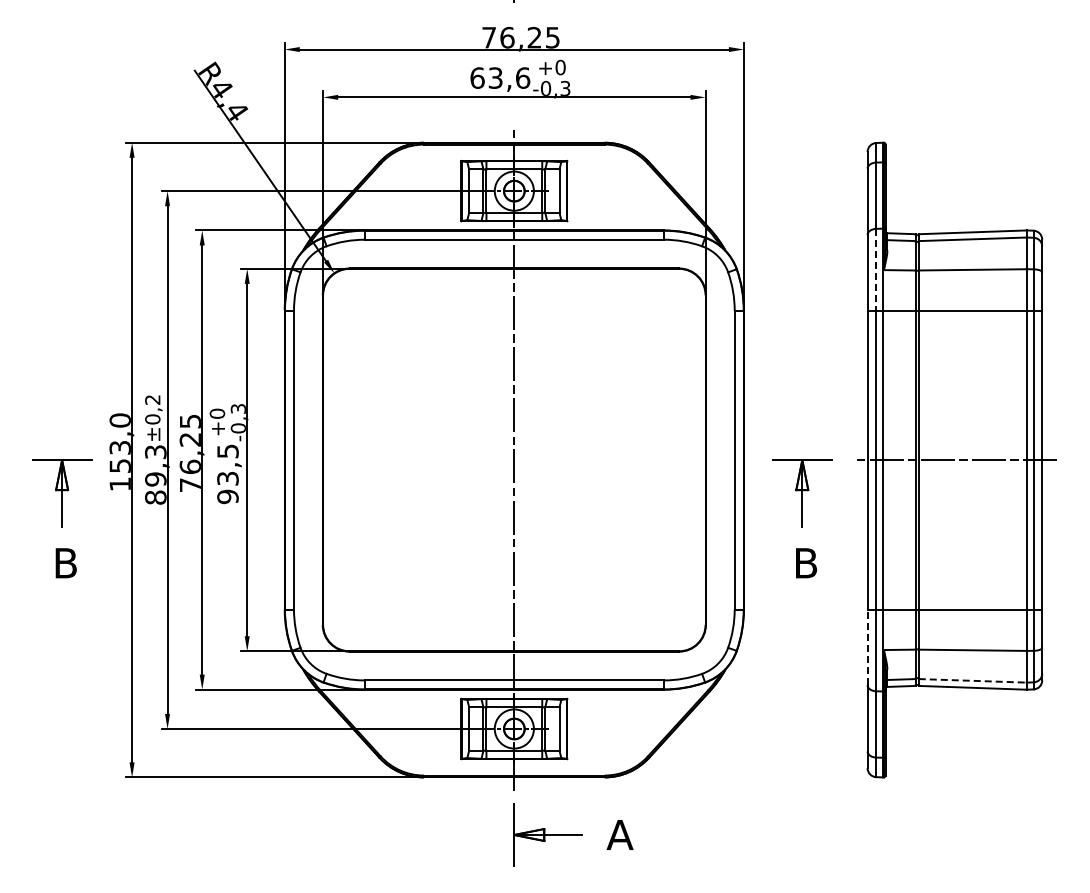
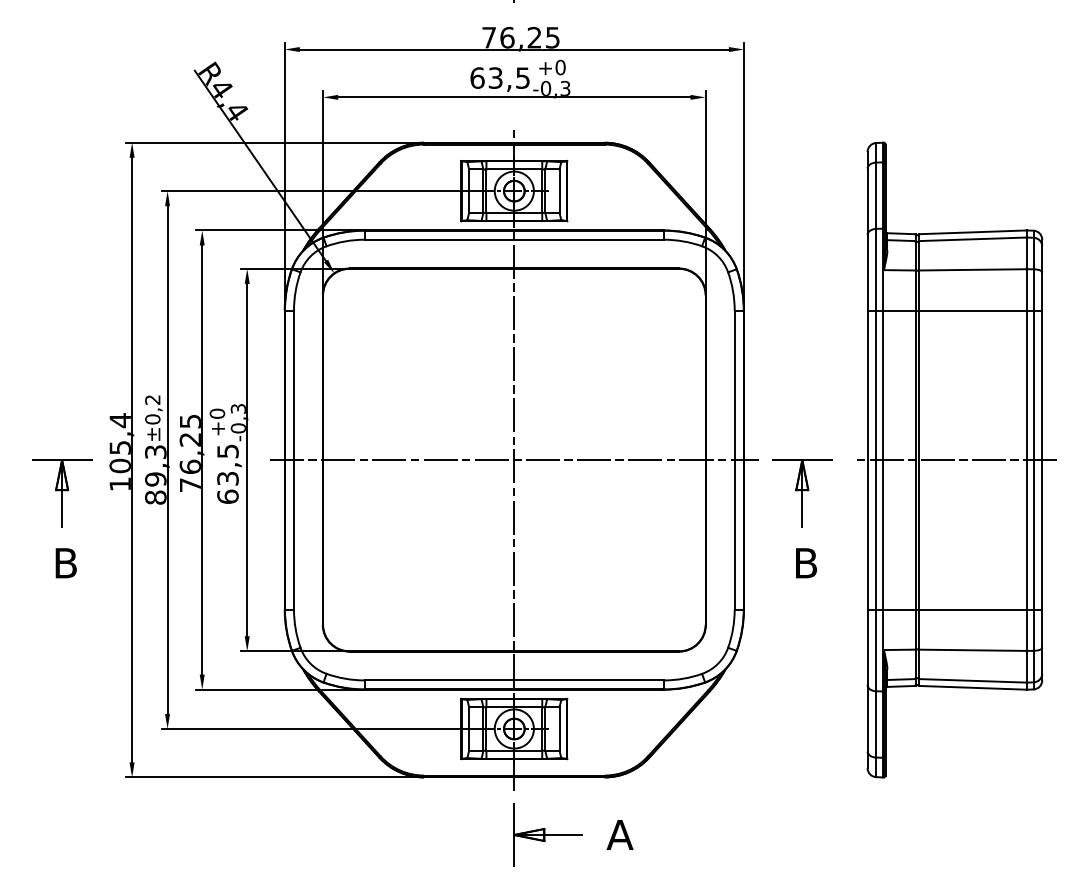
text: 63,6 -> 63,5 (523, 77)
line: dashed -> solid (876, 269)
text: 153,0 -> 105,4 (119, 443)
line: none -> present (513, 460)
text: 93,5 -> 63,5 (227, 496)
line: dashed -> solid (867, 647)
line: dashed -> solid (972, 680)
